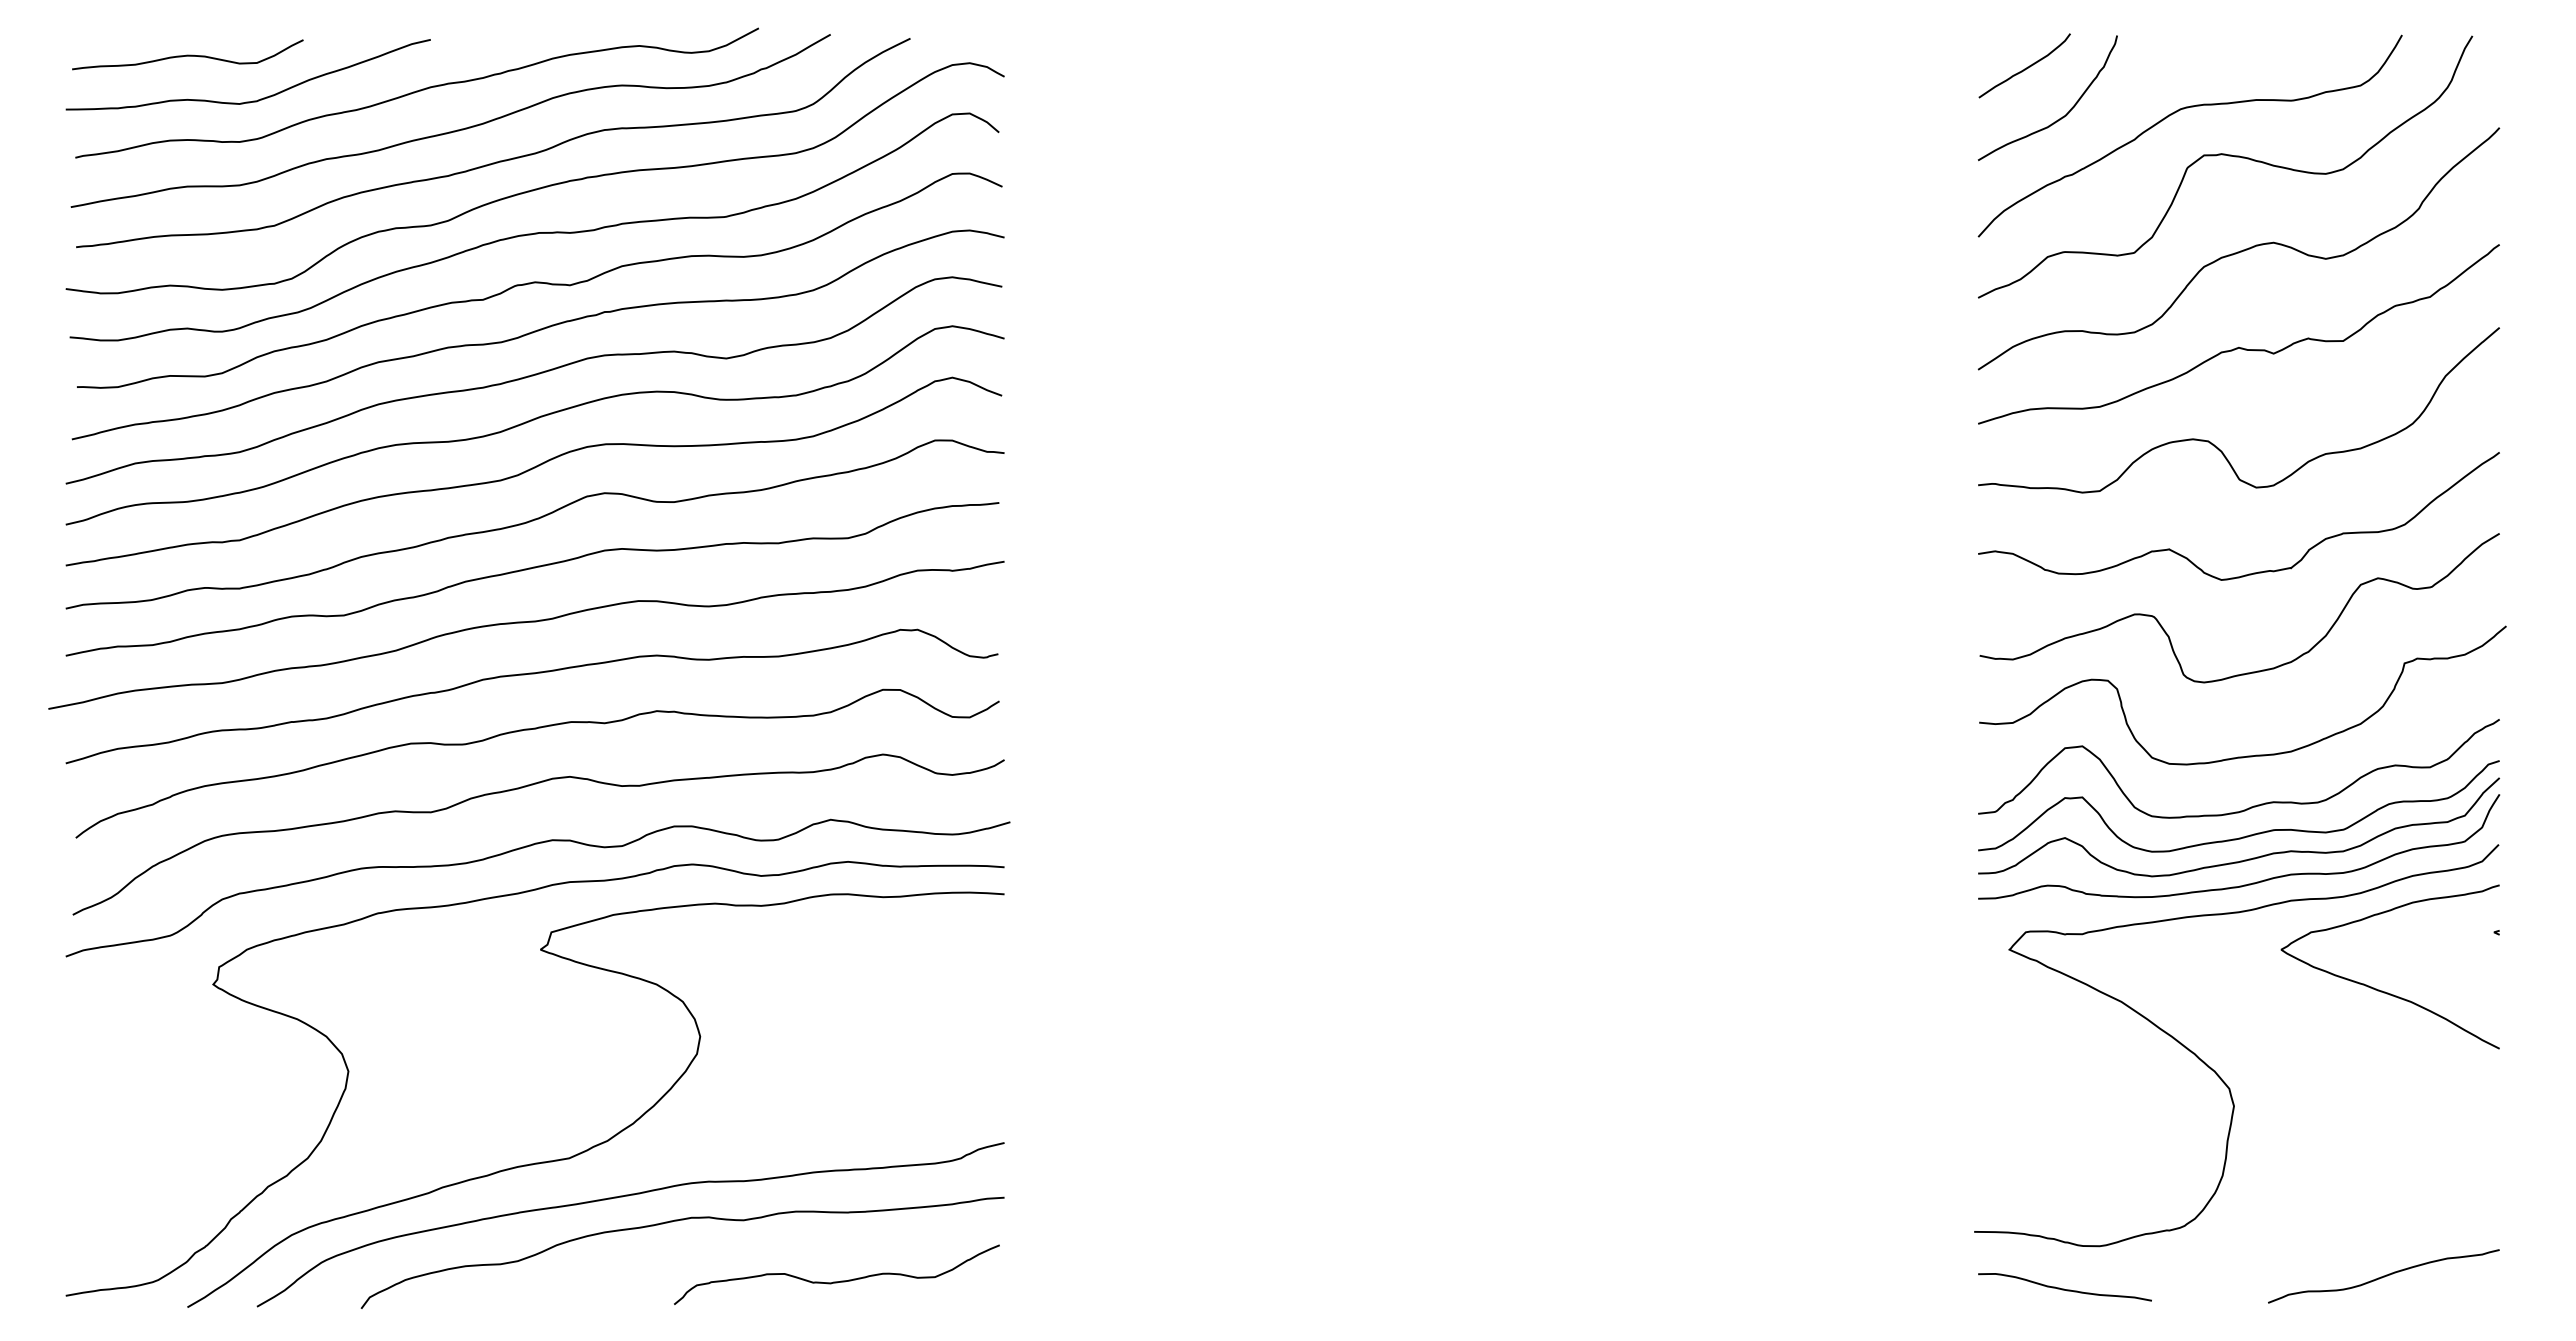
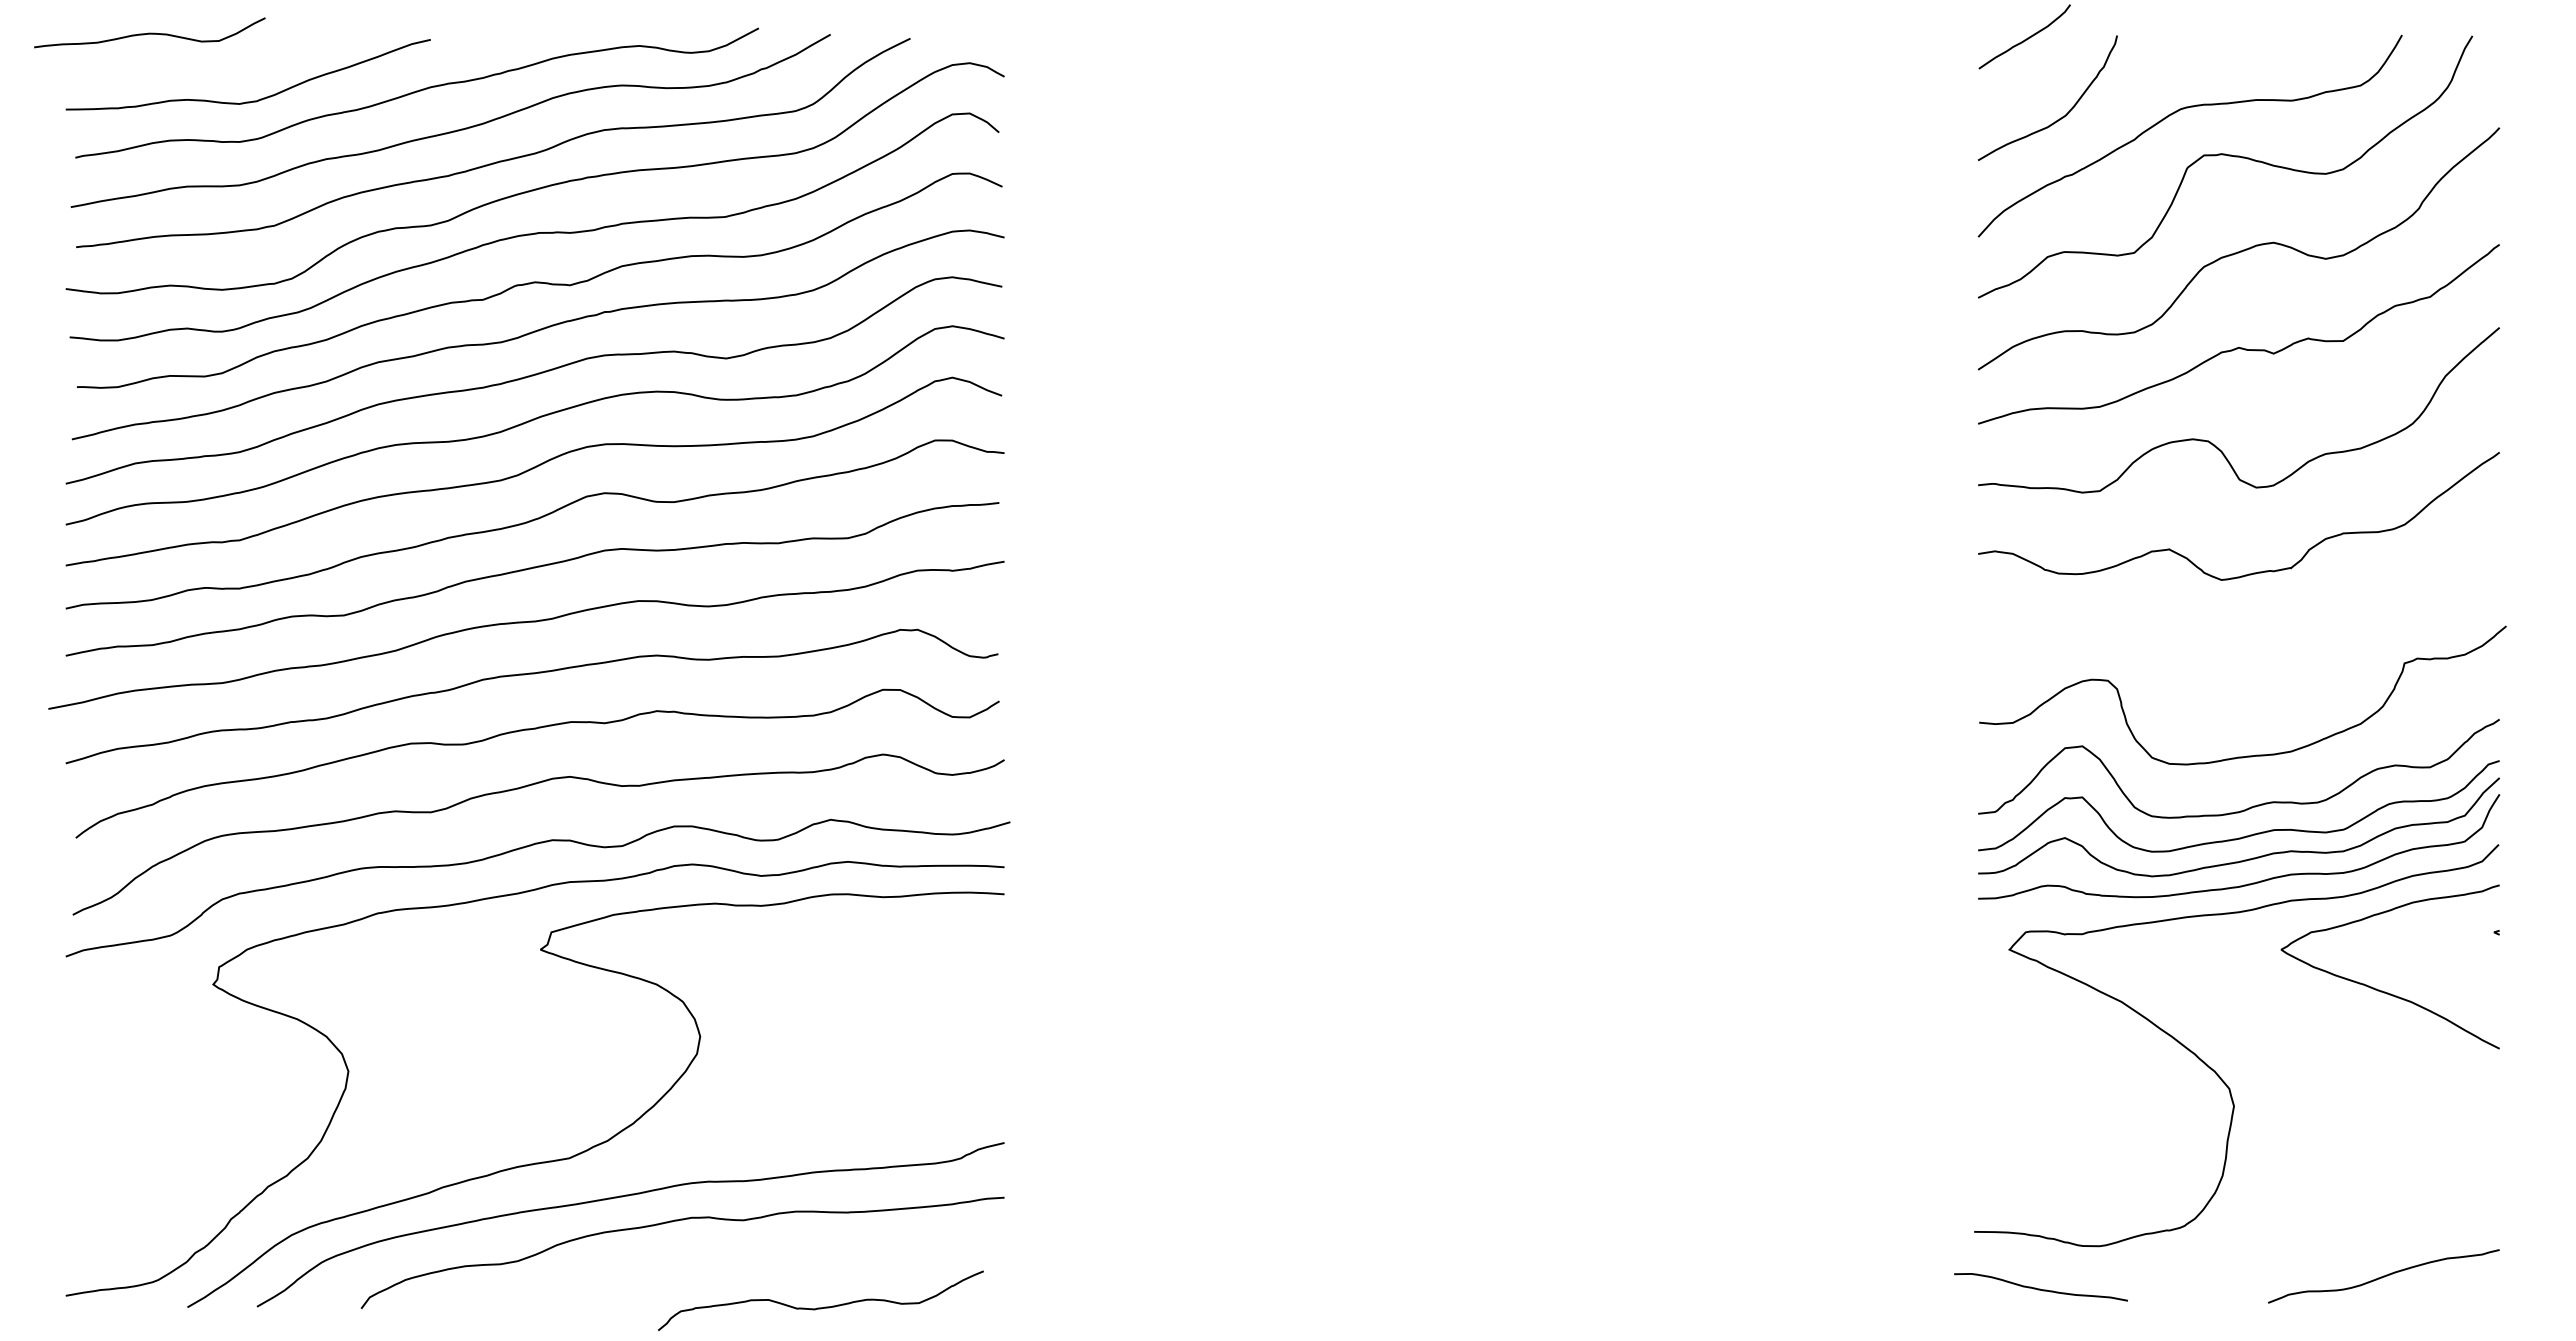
curve position: (187, 54) -> (149, 32) (149, 32)
curve position: (2026, 67) -> (2026, 38) (2026, 38)
curve: present -> none (2252, 671)
curve position: (836, 1281) -> (820, 1307) (820, 1307)
curve position: (2064, 1288) -> (2040, 1288) (2040, 1288)
